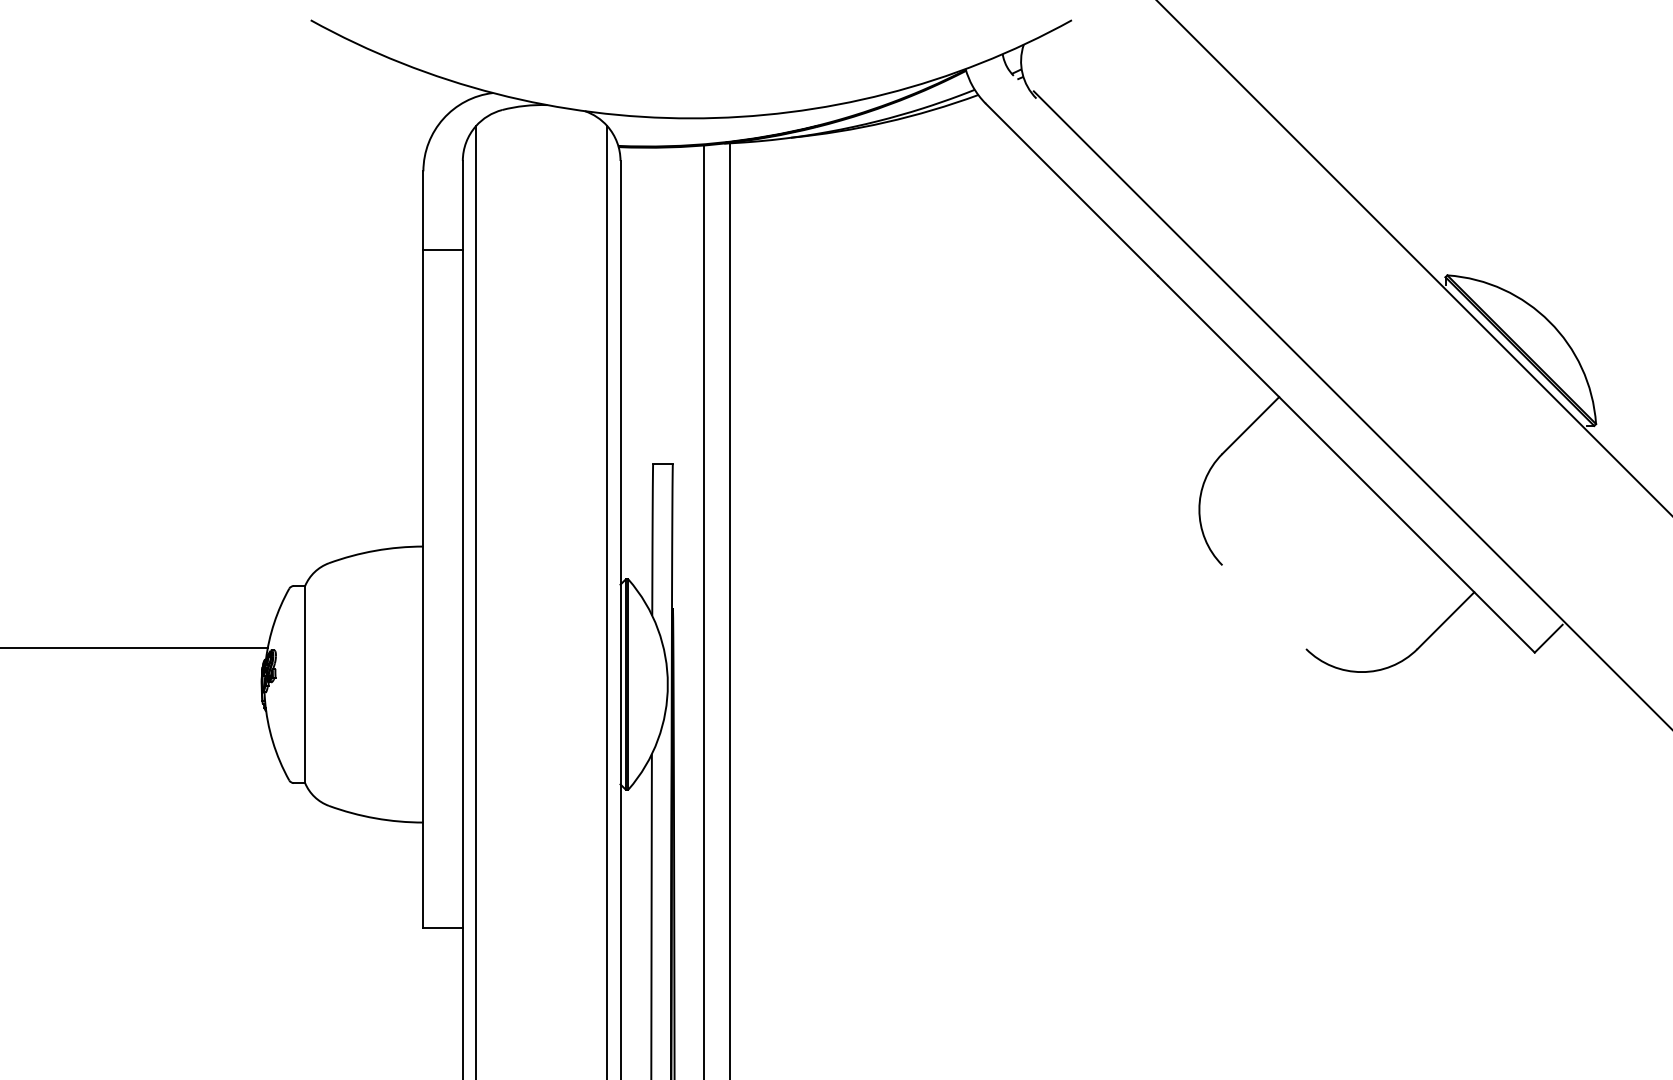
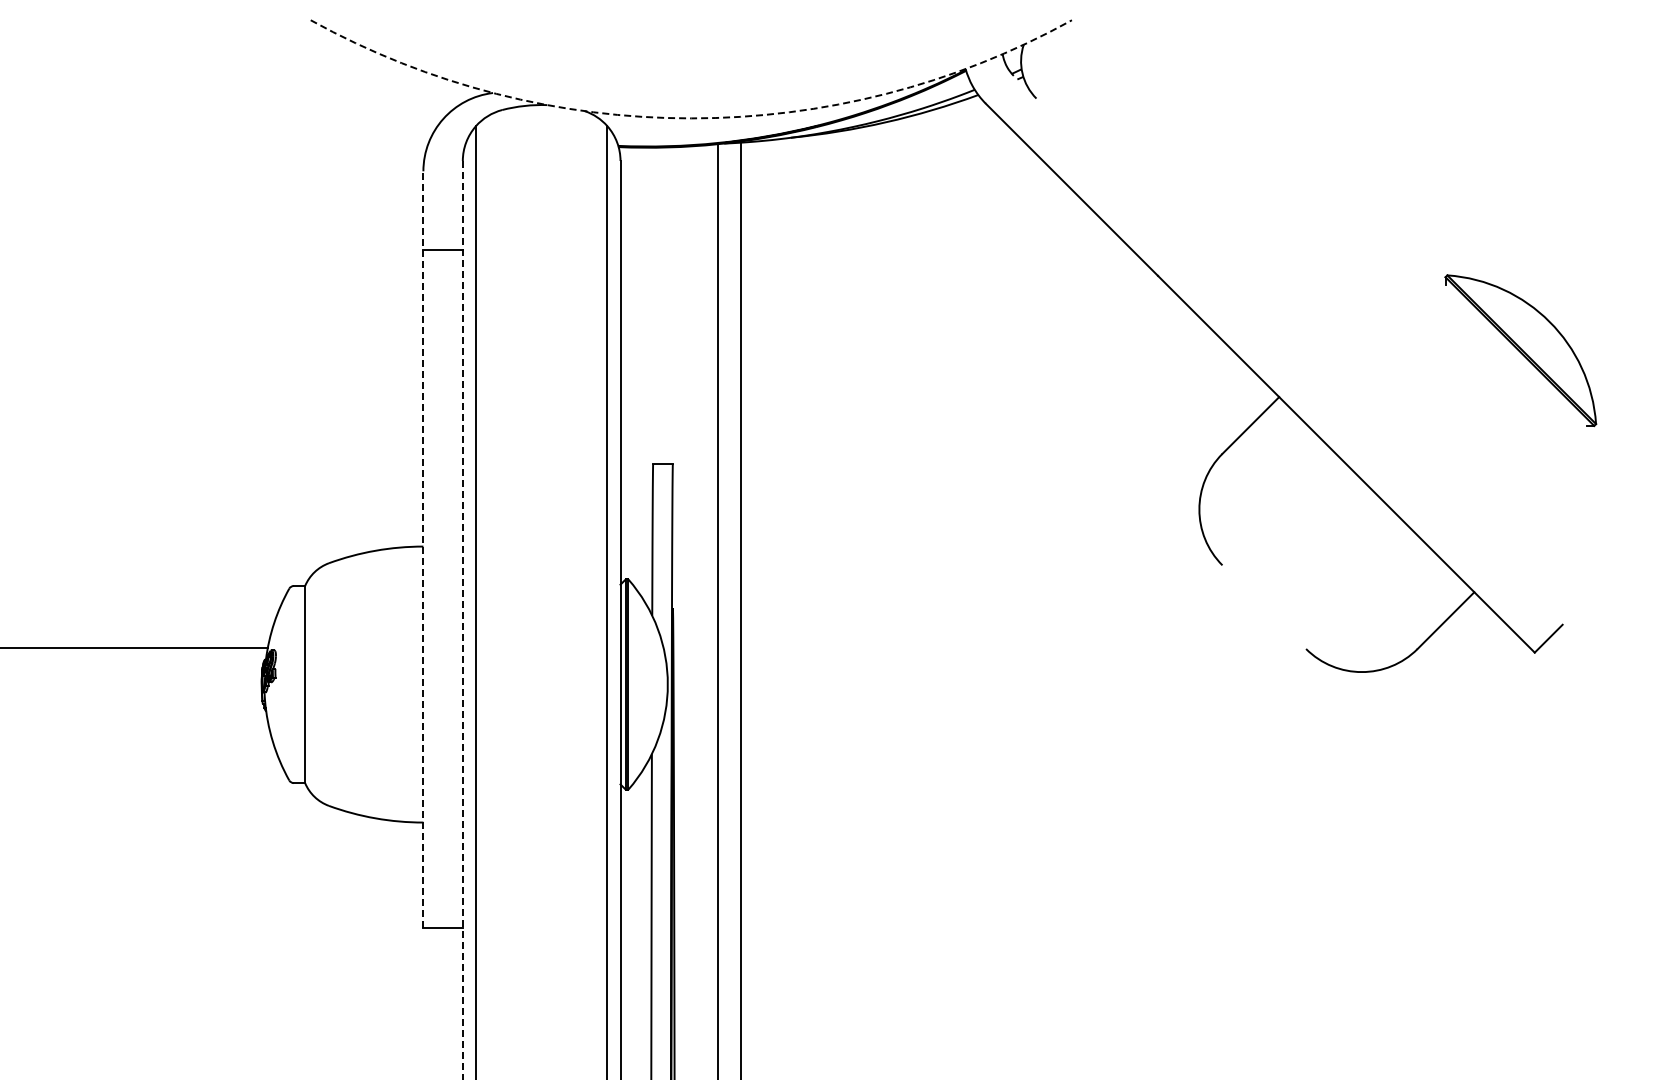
arc: solid -> dashed (691, 118)
line: present -> none (1413, 257)
line: present -> none (1351, 409)
line: solid -> dashed (423, 549)
line position: (729, 609) -> (740, 609) (740, 609)
line position: (704, 610) -> (718, 610) (718, 610)
line: solid -> dashed (462, 620)
